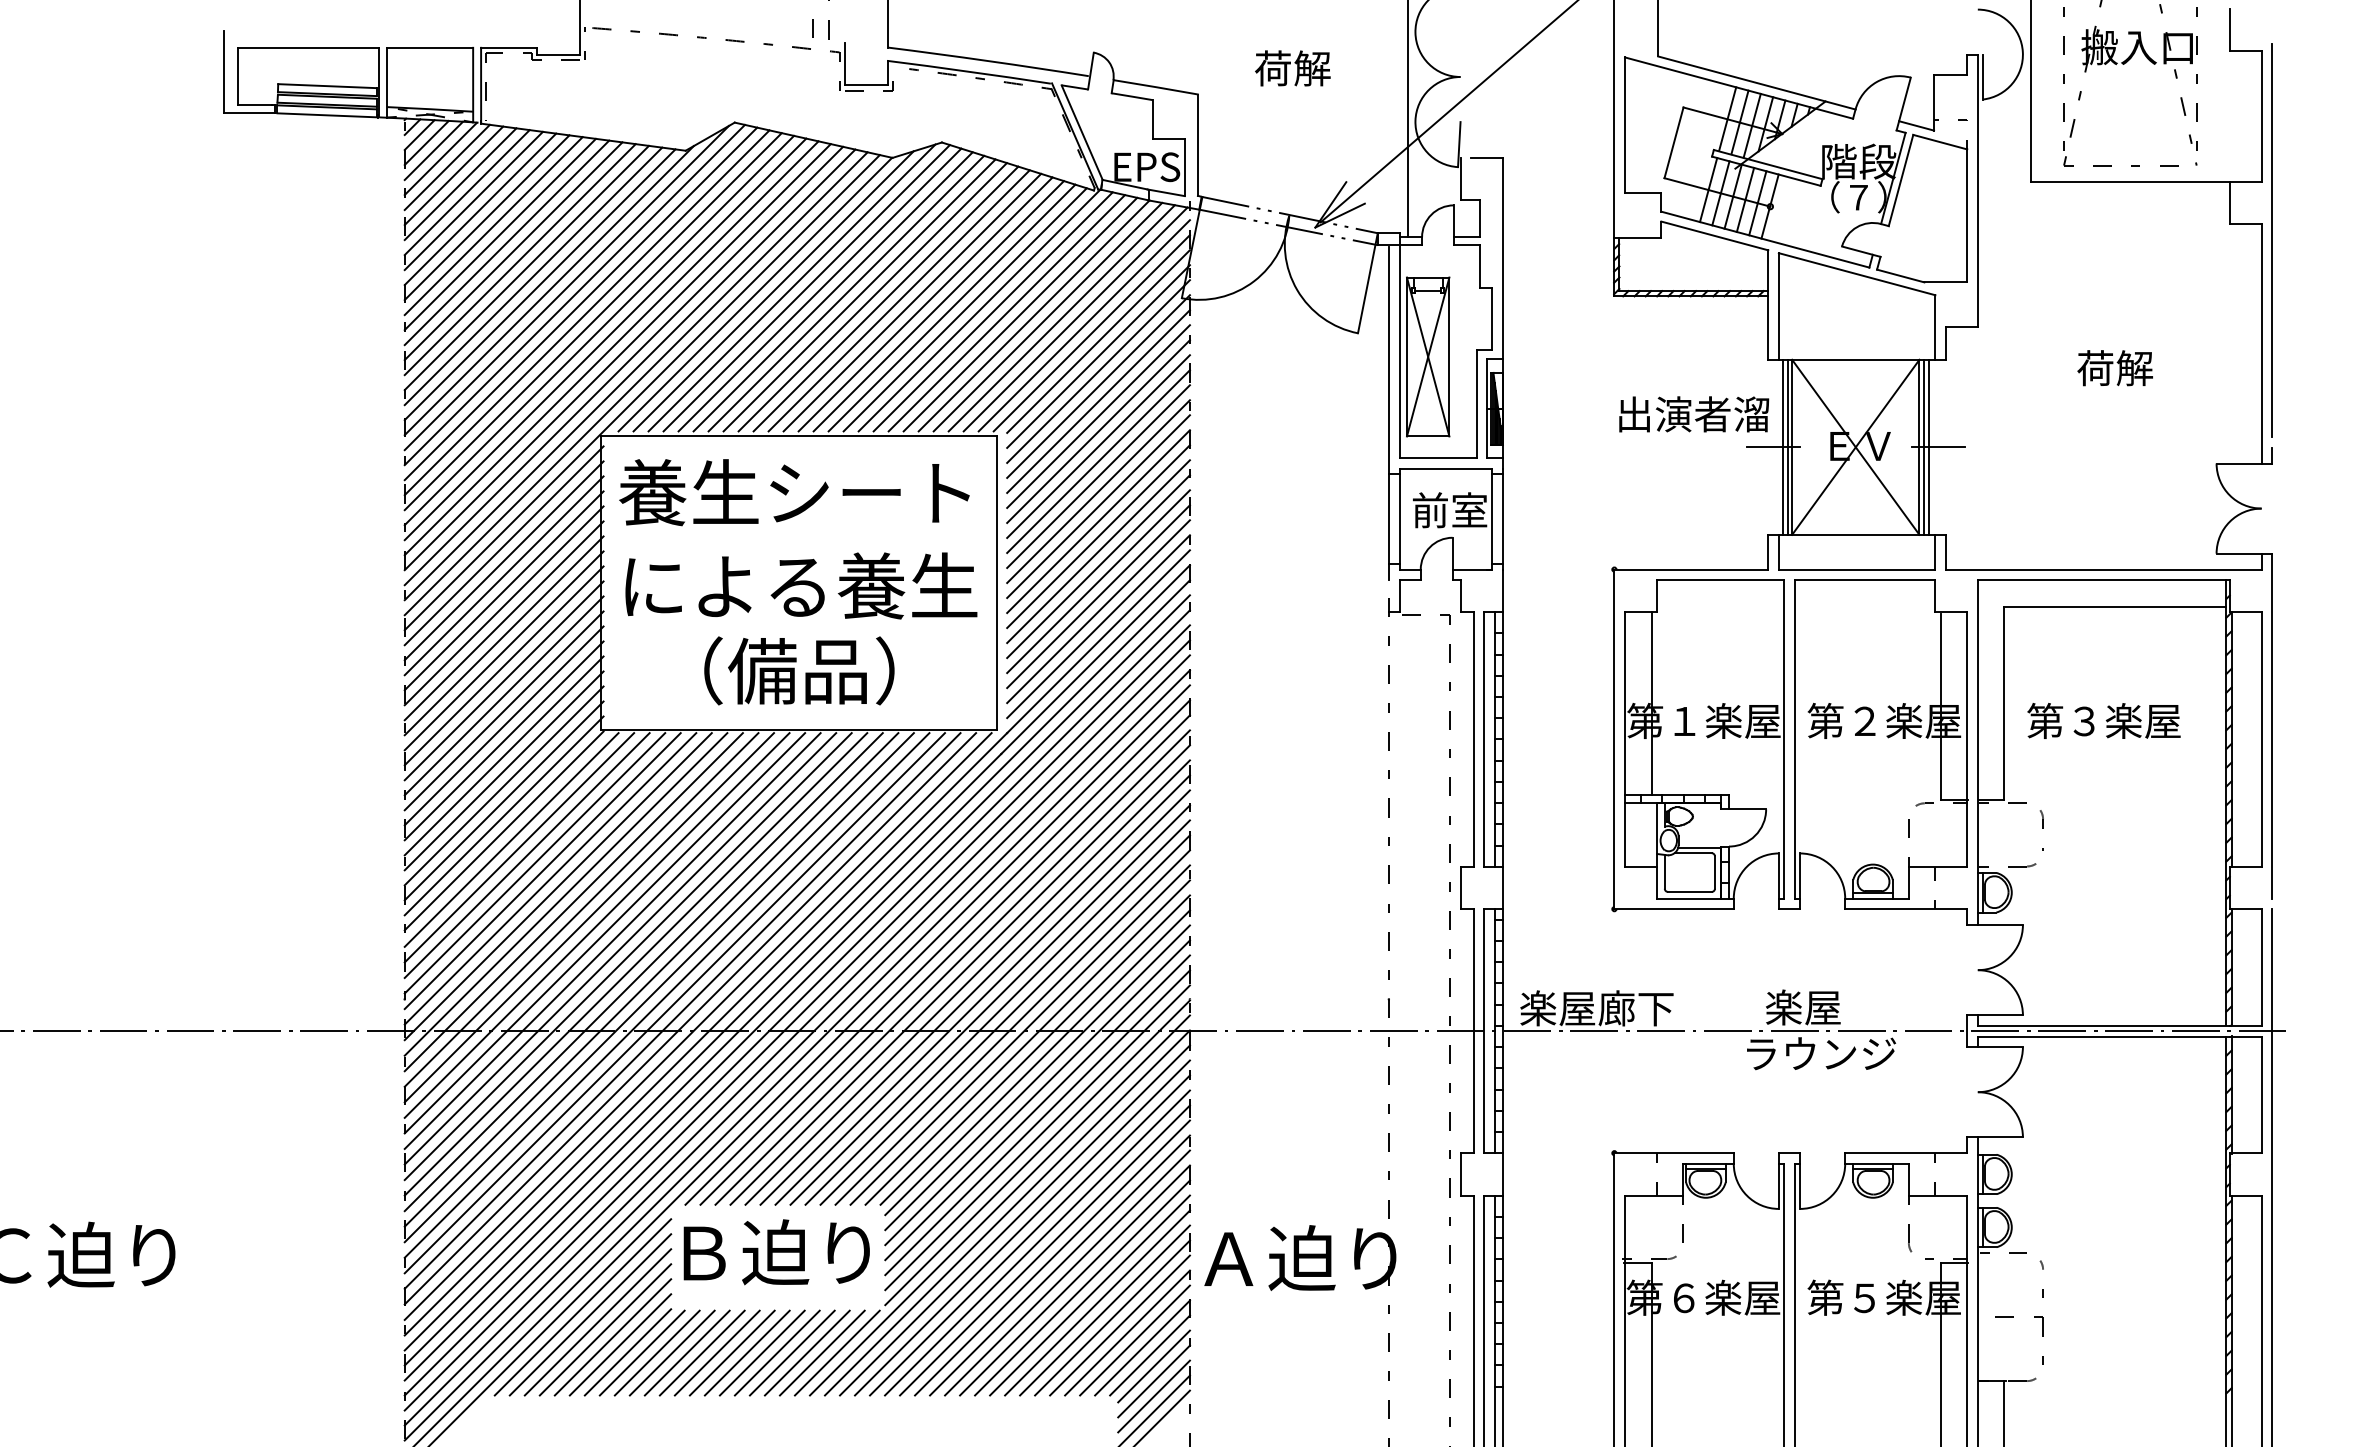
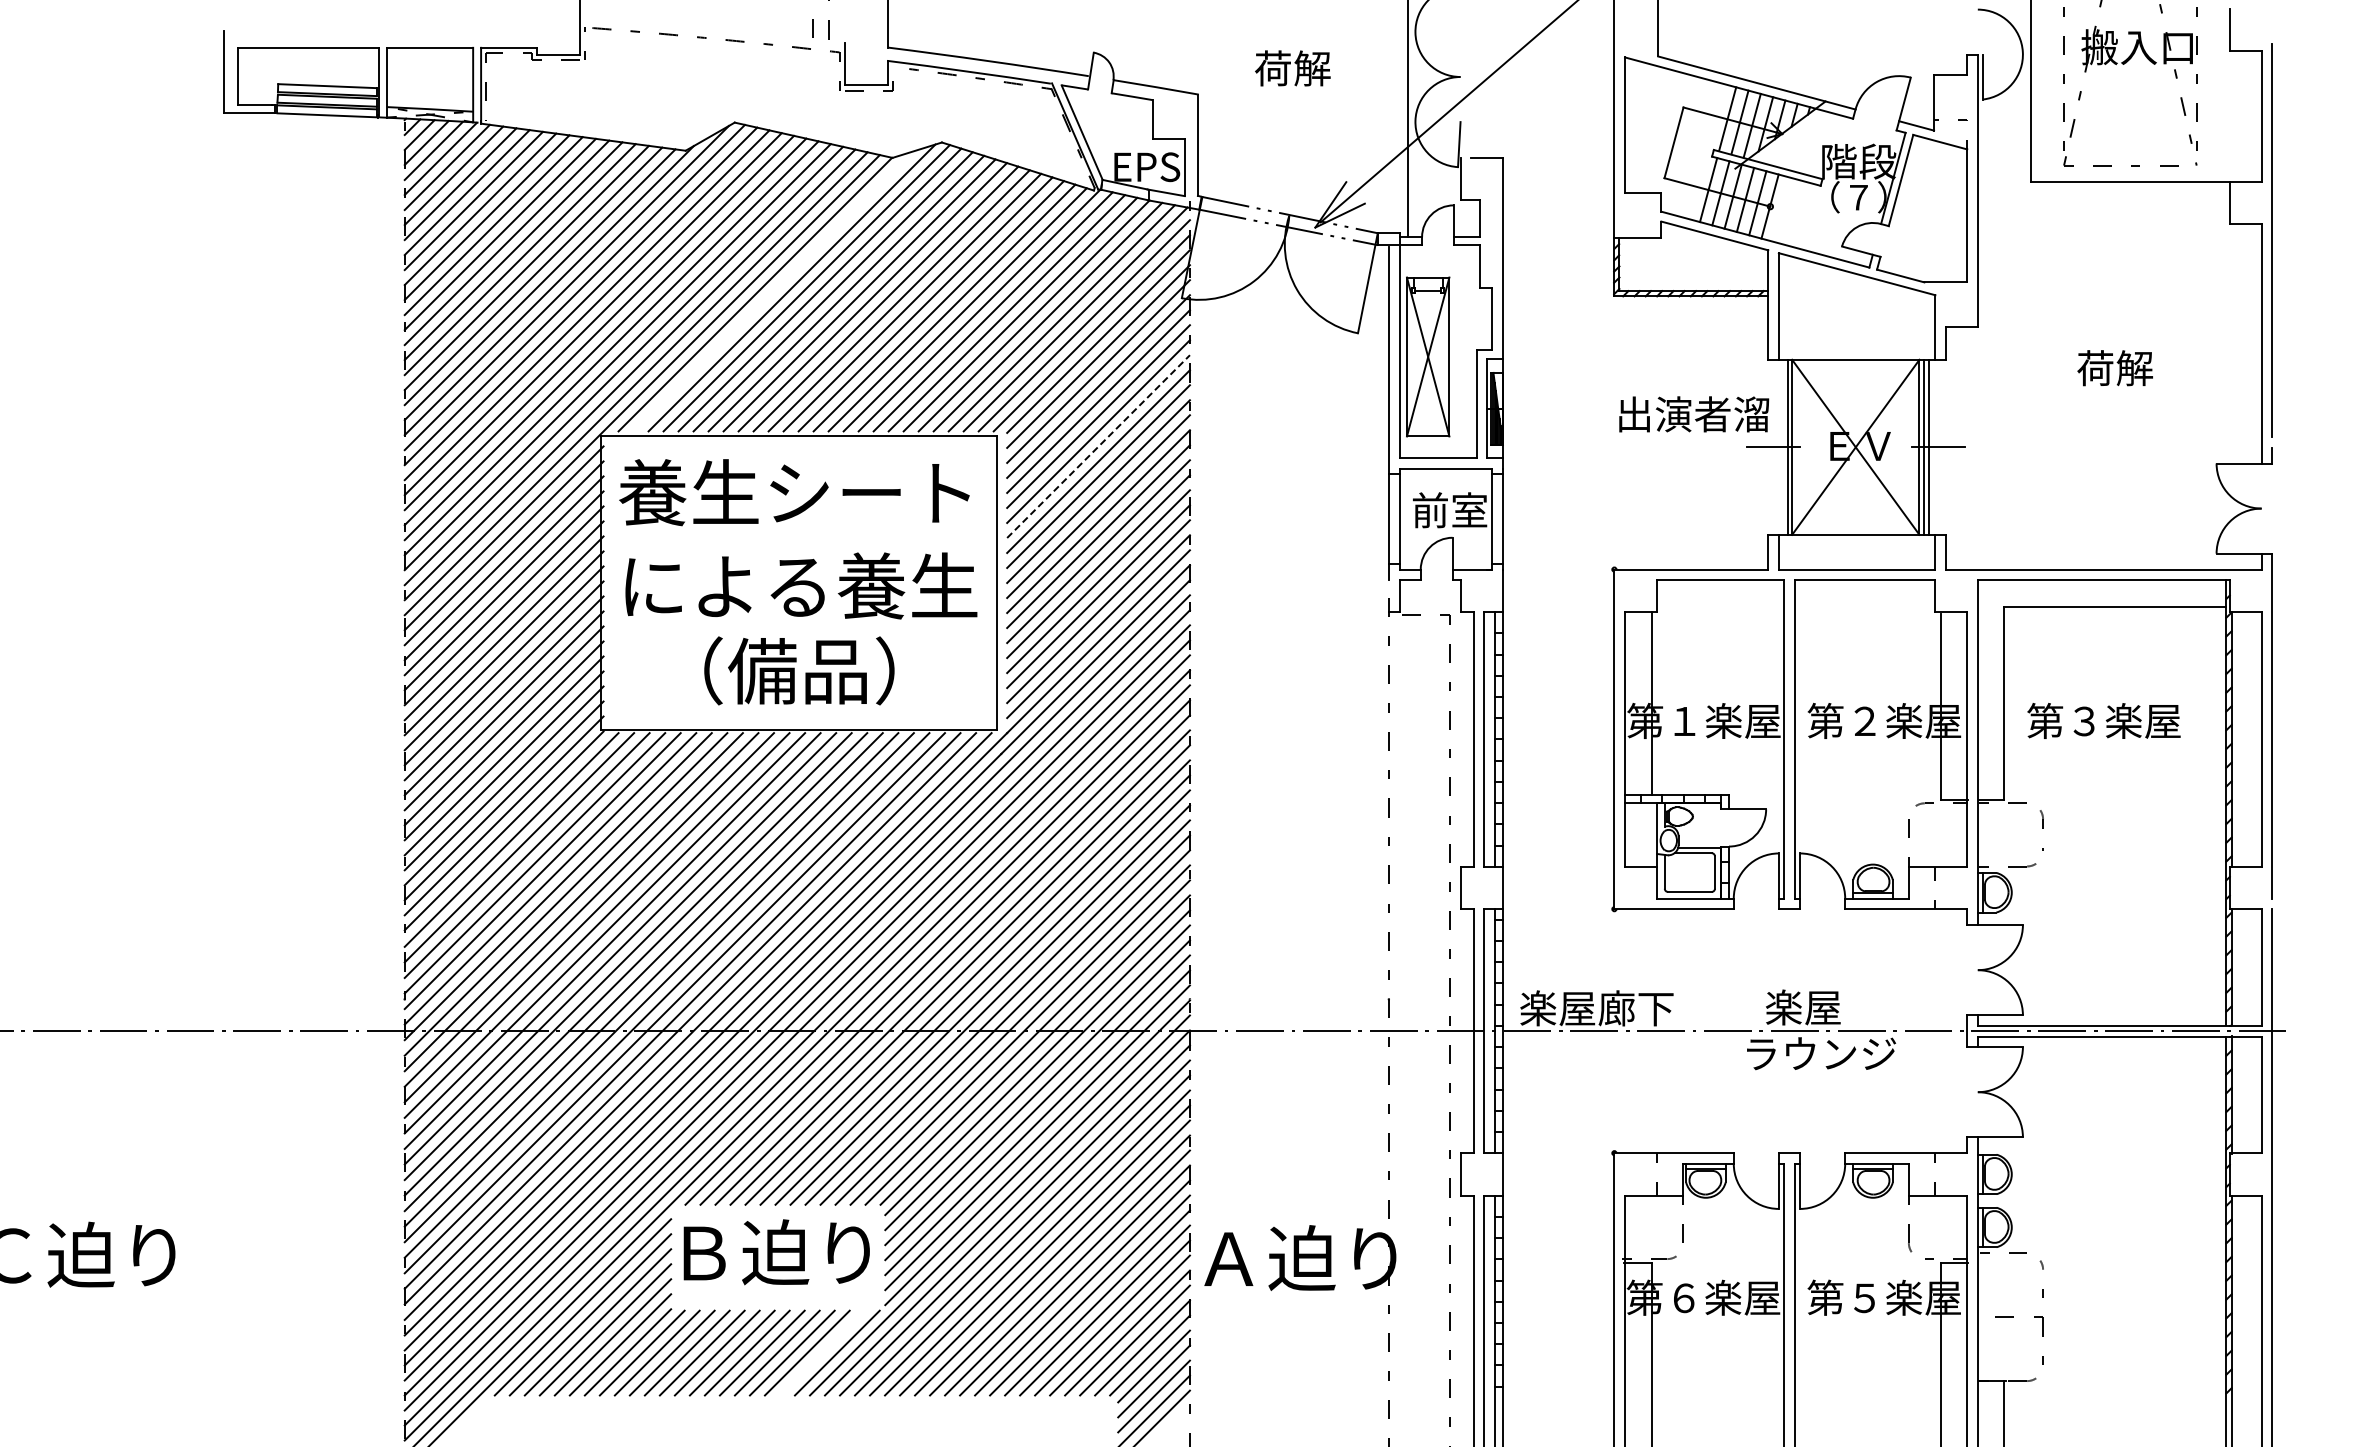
line: present -> none (773, 291)
line: solid -> dashed (1098, 446)
line: present -> none (1783, 446)
line: present -> none (821, 1352)
